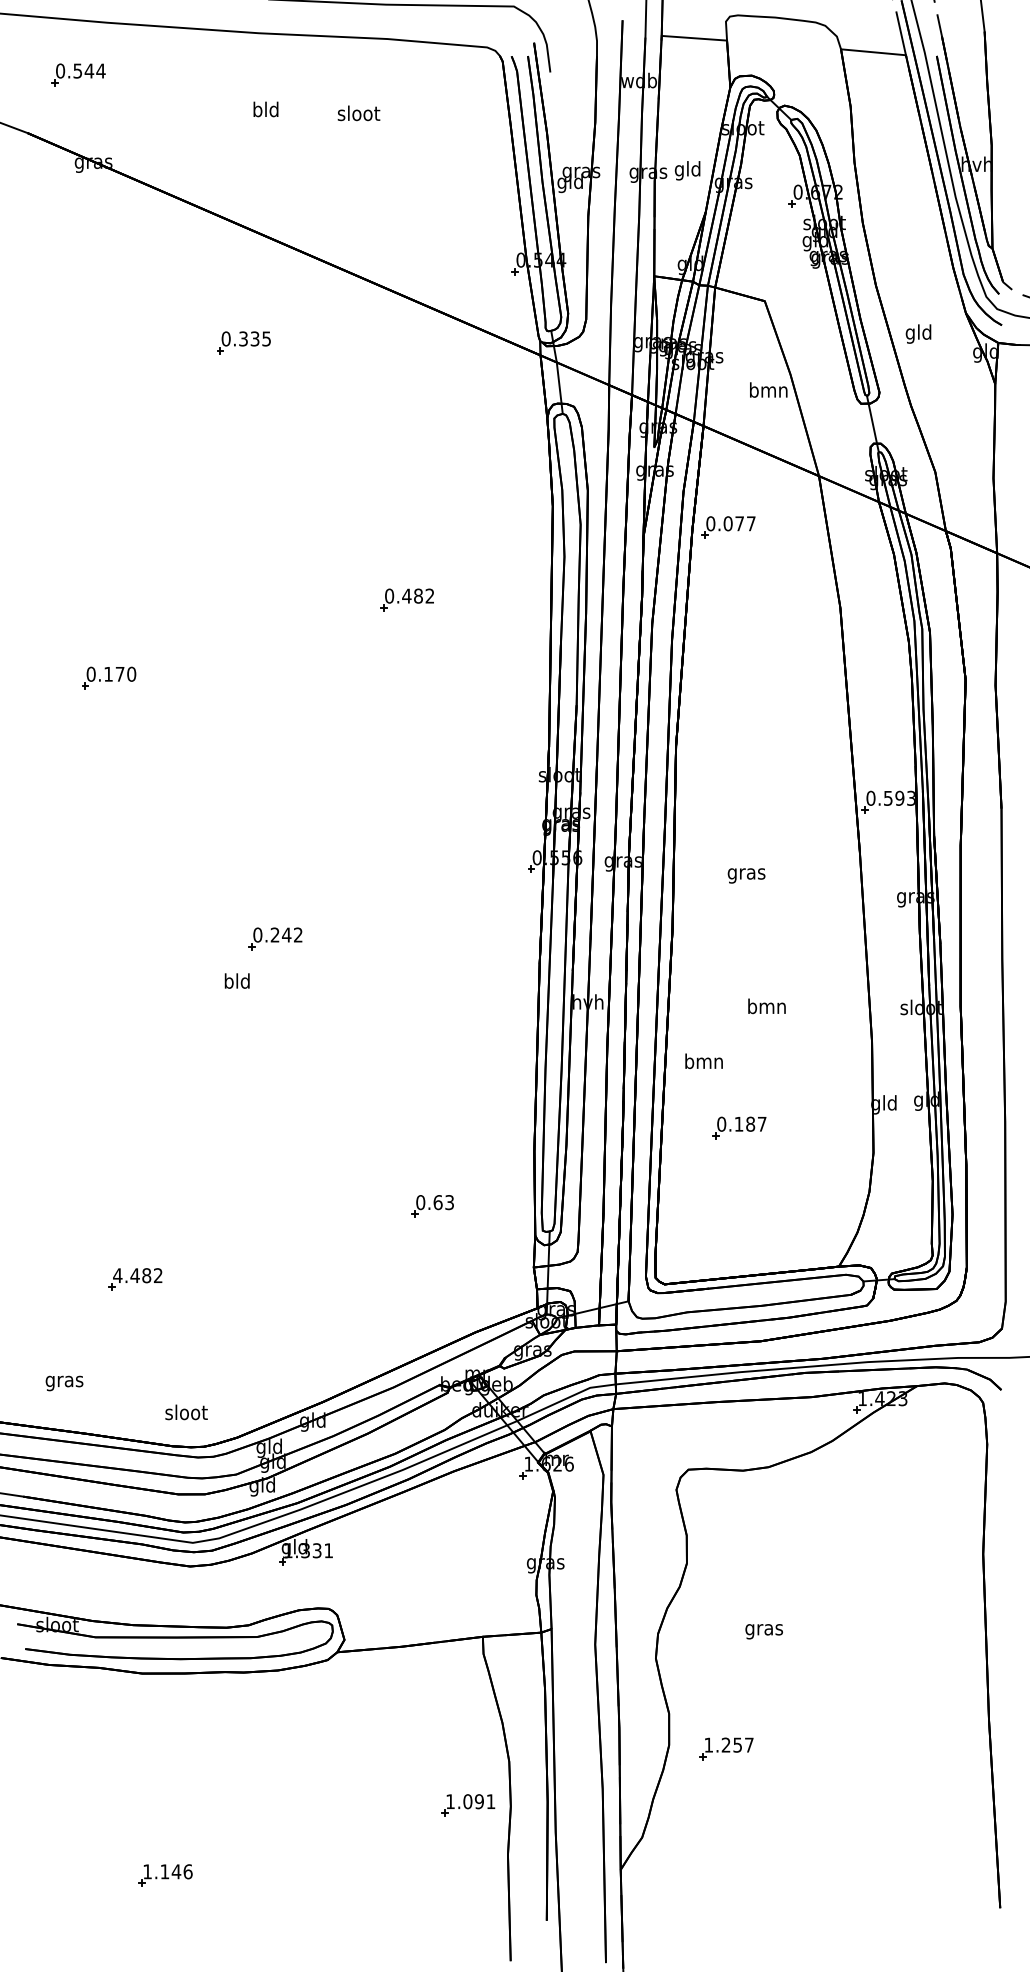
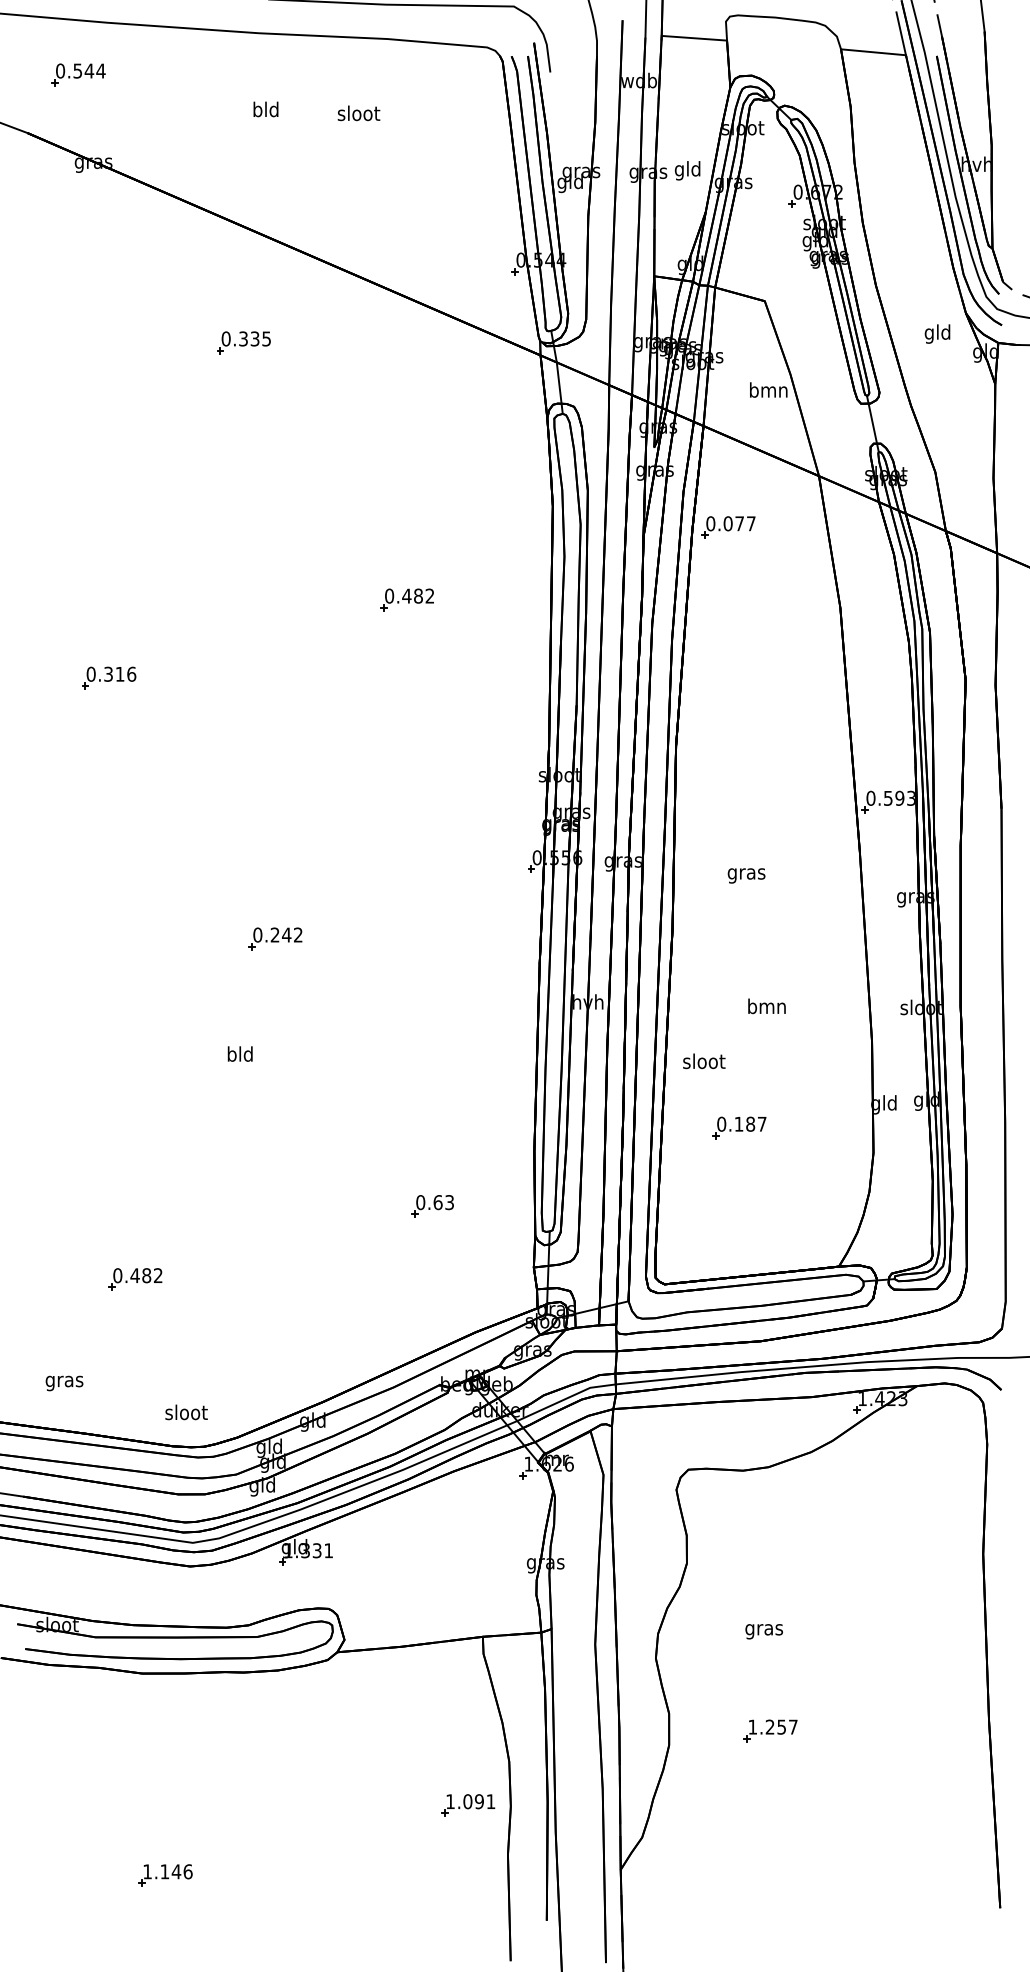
text position: (918, 333) -> (937, 333) (937, 333)
text: 0.170 -> 0.316 (120, 673)
text position: (236, 980) -> (239, 1053) (239, 1053)
text: bmn -> sloot (704, 1061)
text: 4.482 -> 0.482 (117, 1275)
part position: (726, 1748) -> (770, 1730) (770, 1730)
